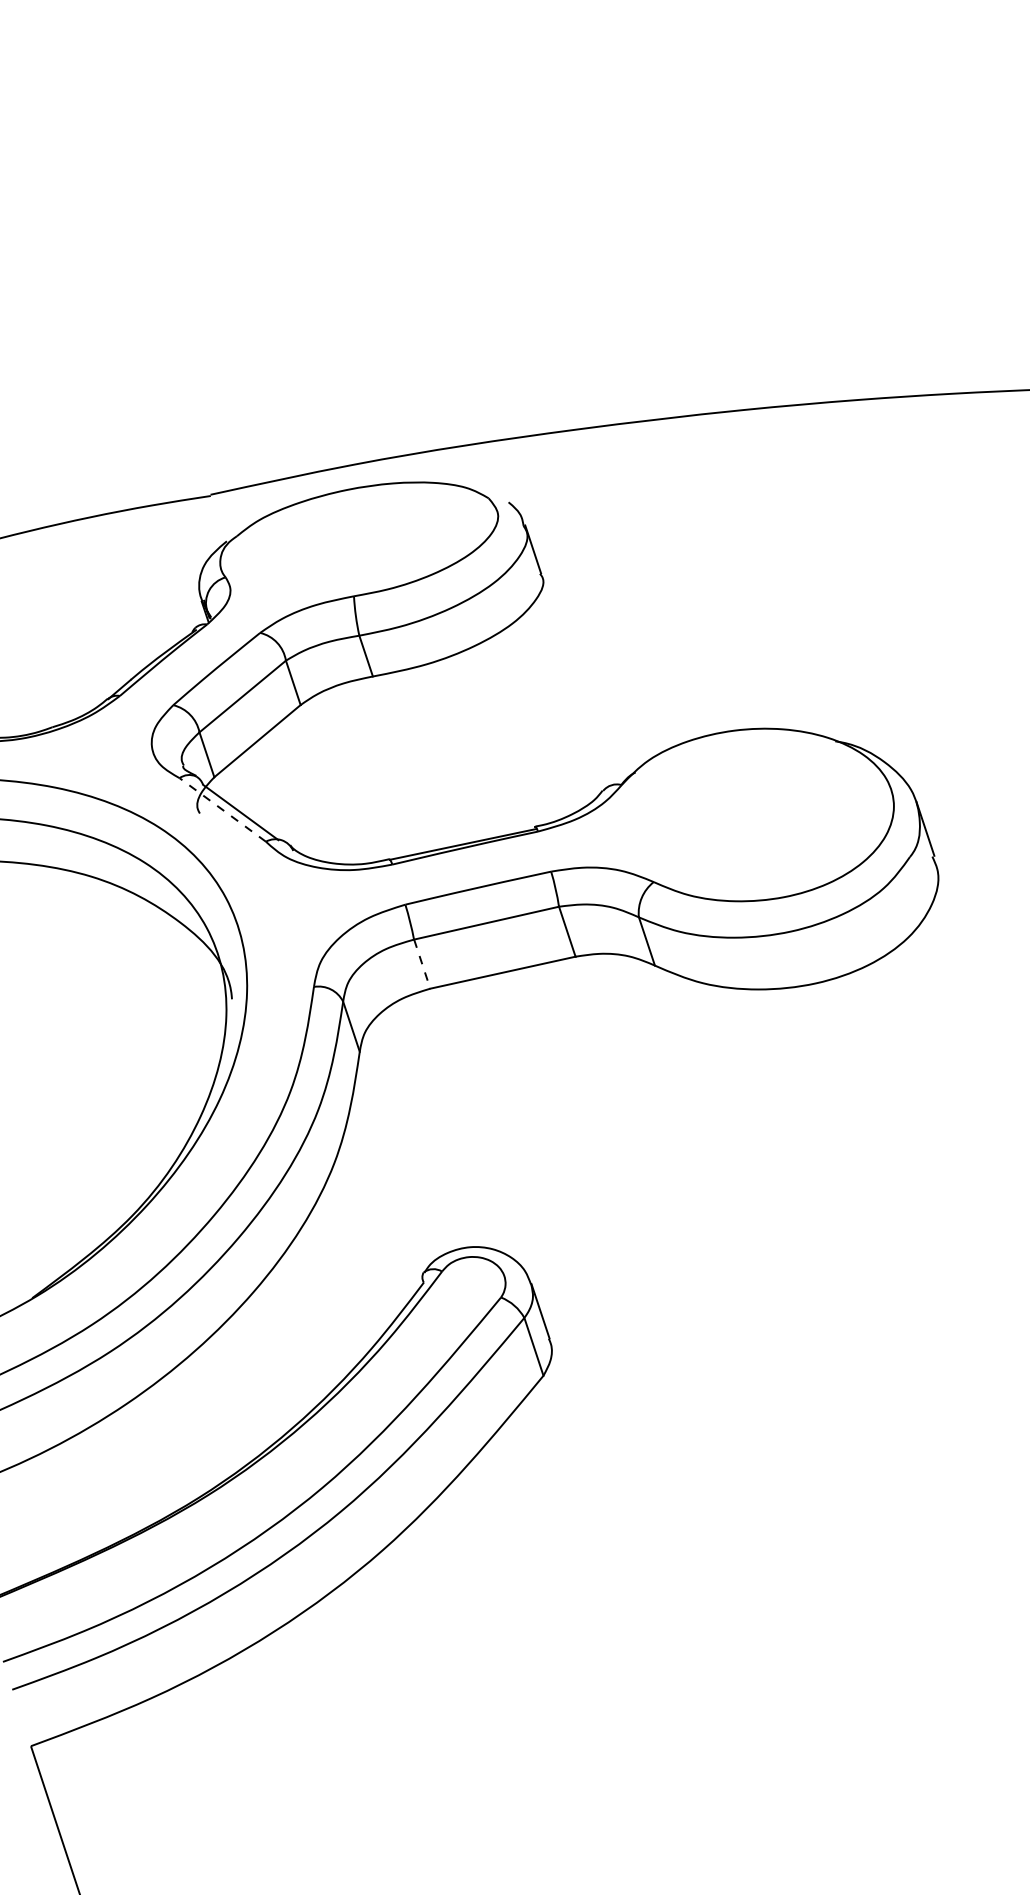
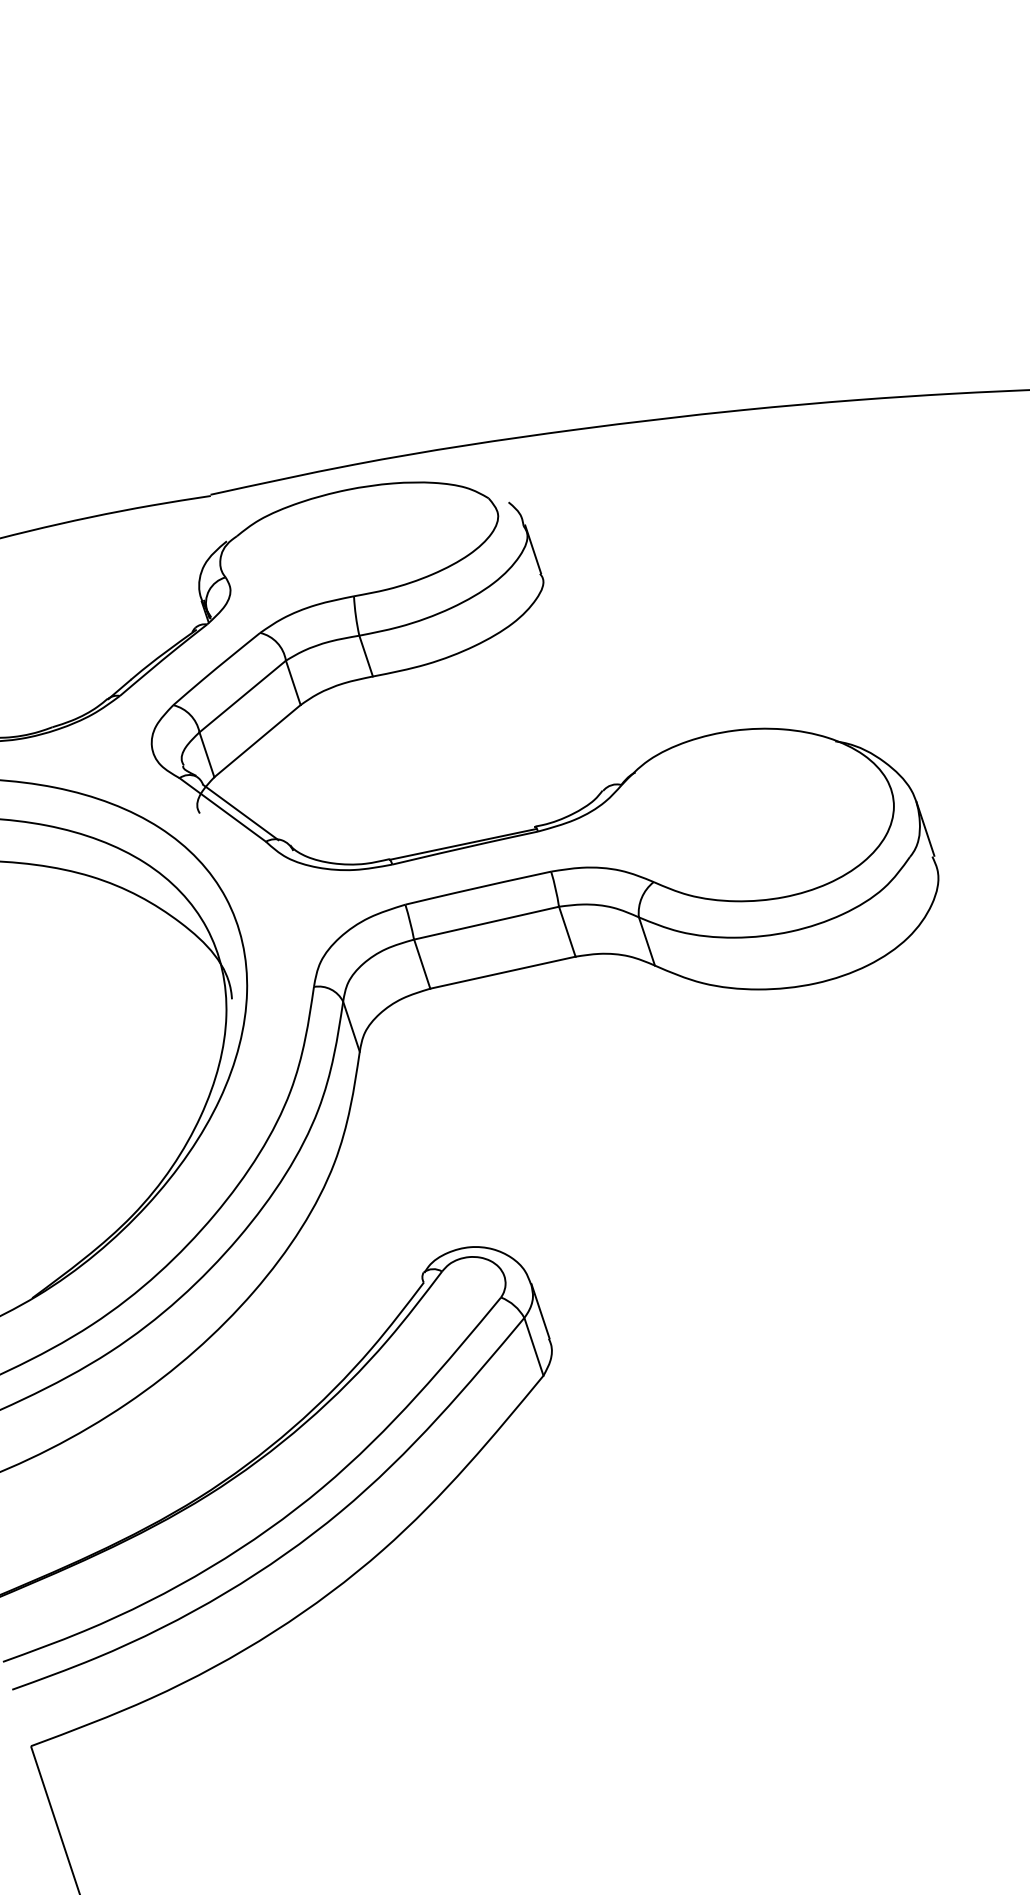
line: dashed -> solid (222, 809)
line: dashed -> solid (422, 964)
